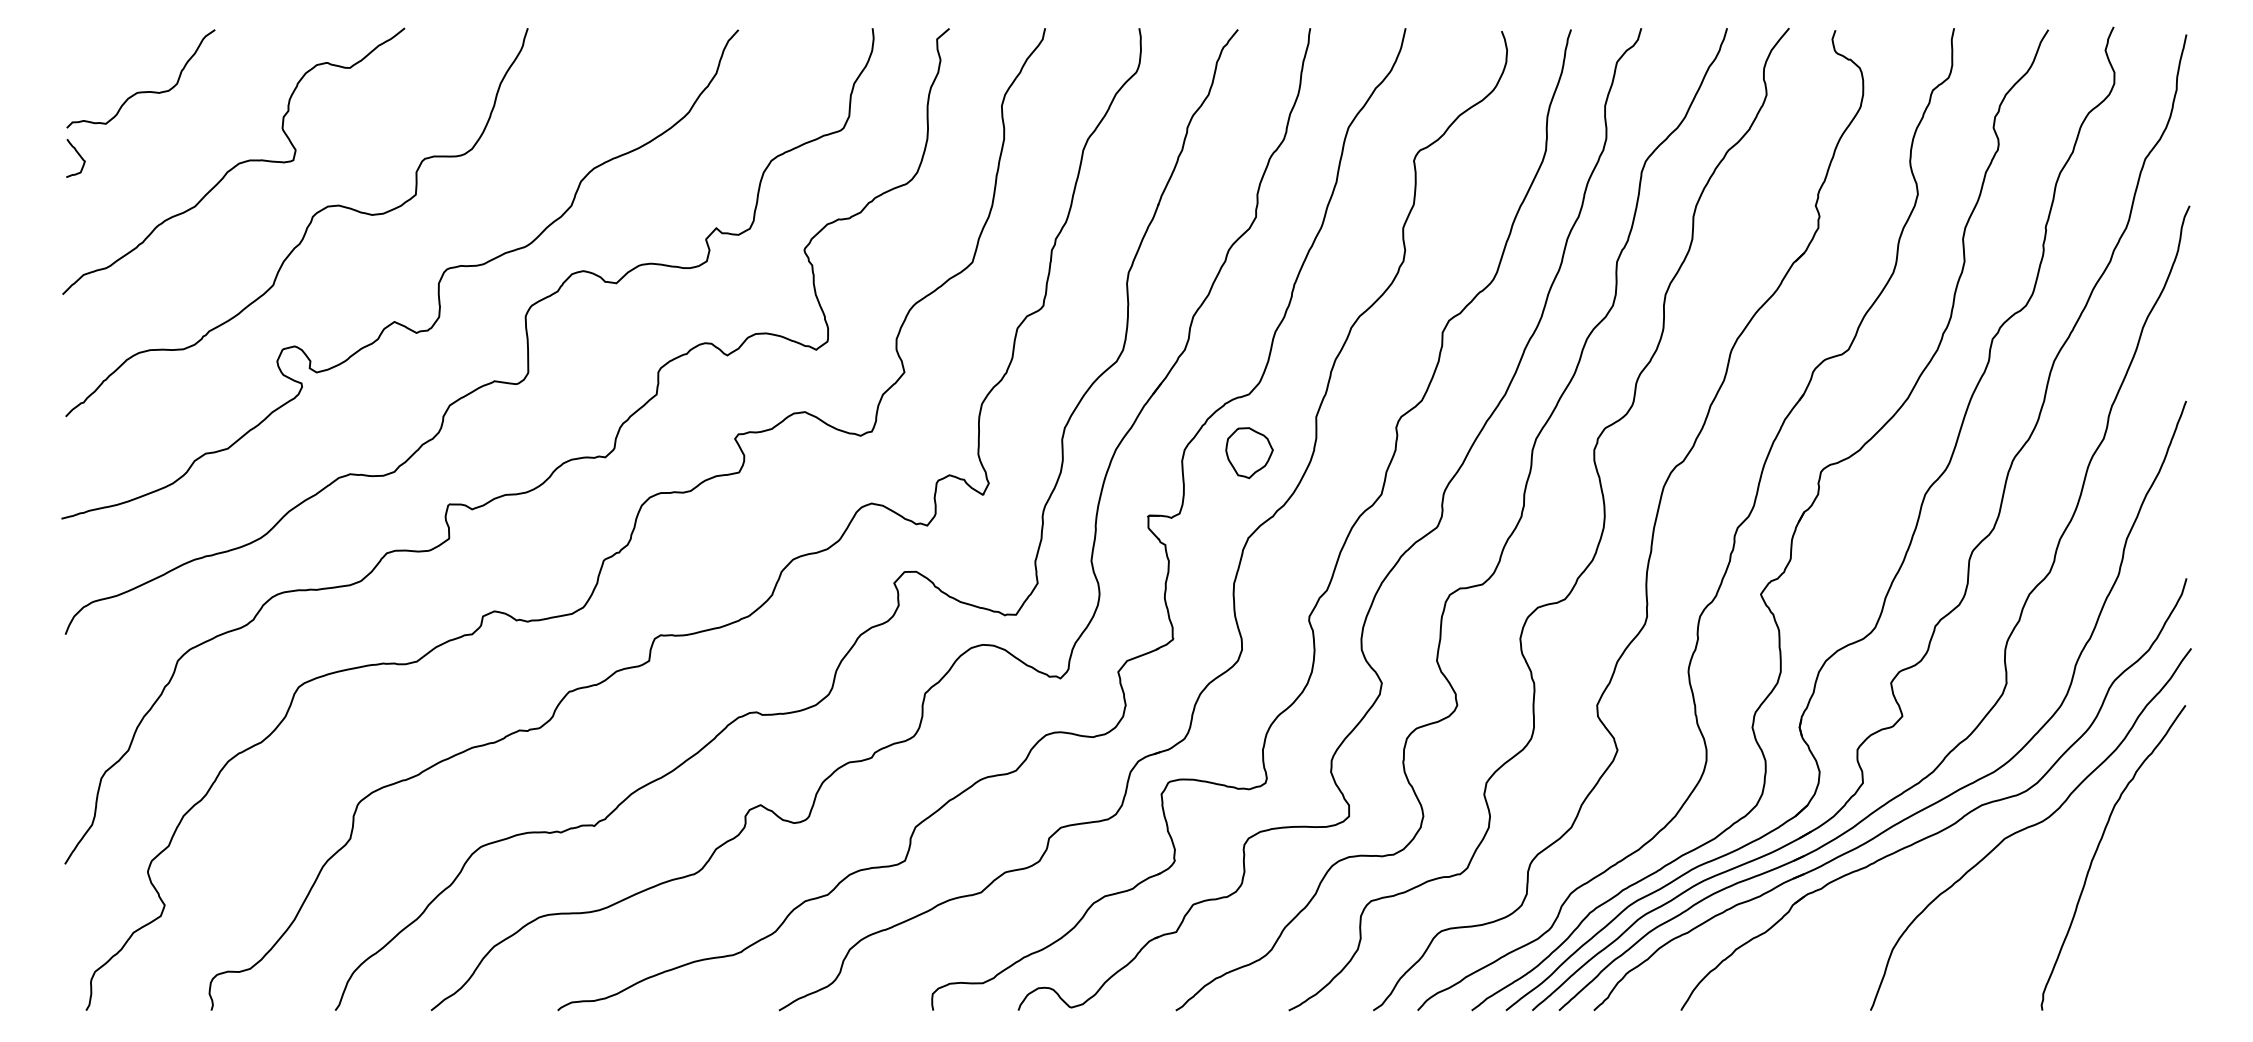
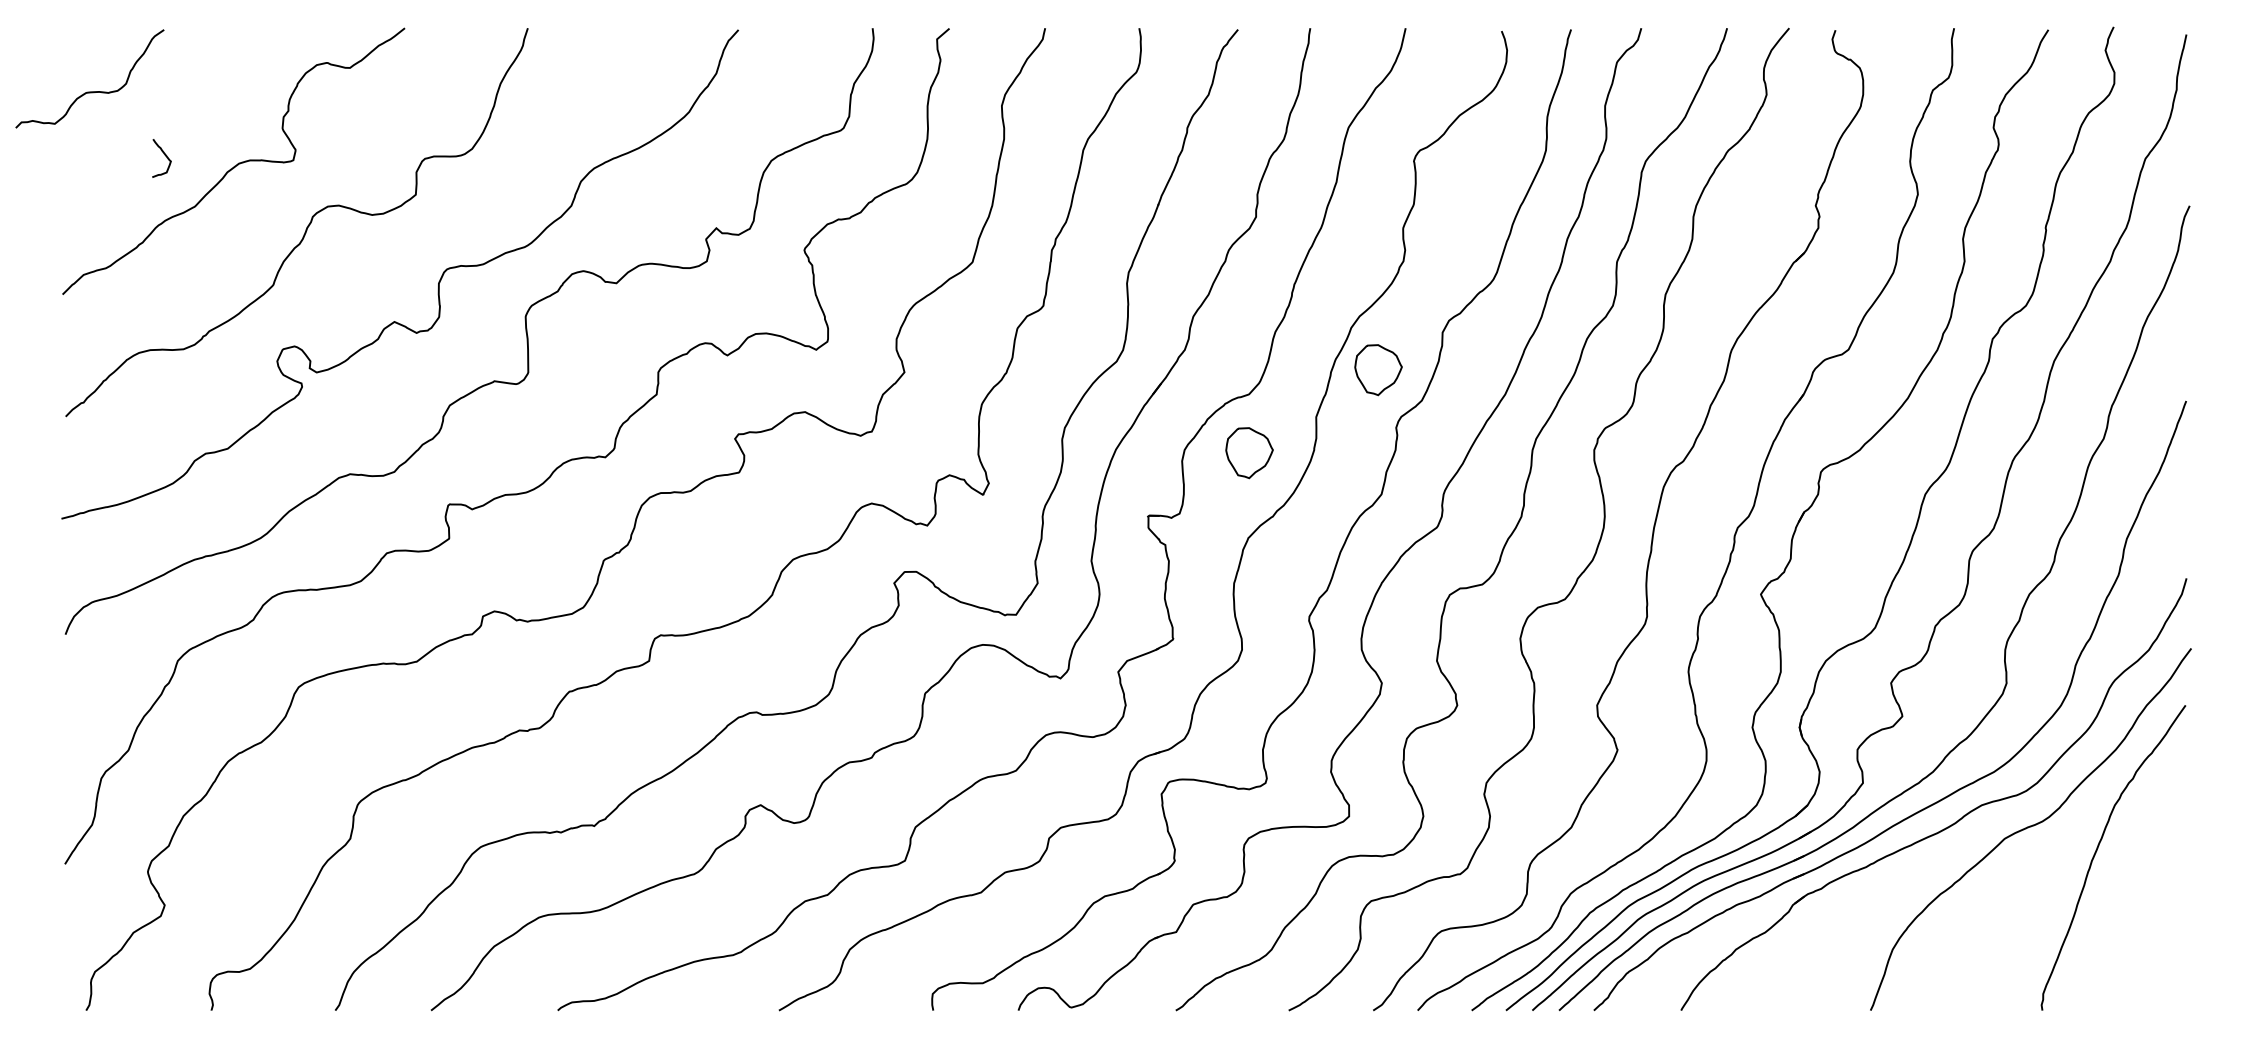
curve position: (140, 91) -> (89, 91) (89, 91)
curve position: (78, 155) -> (164, 155) (164, 155)
part: none -> present (1378, 370)
